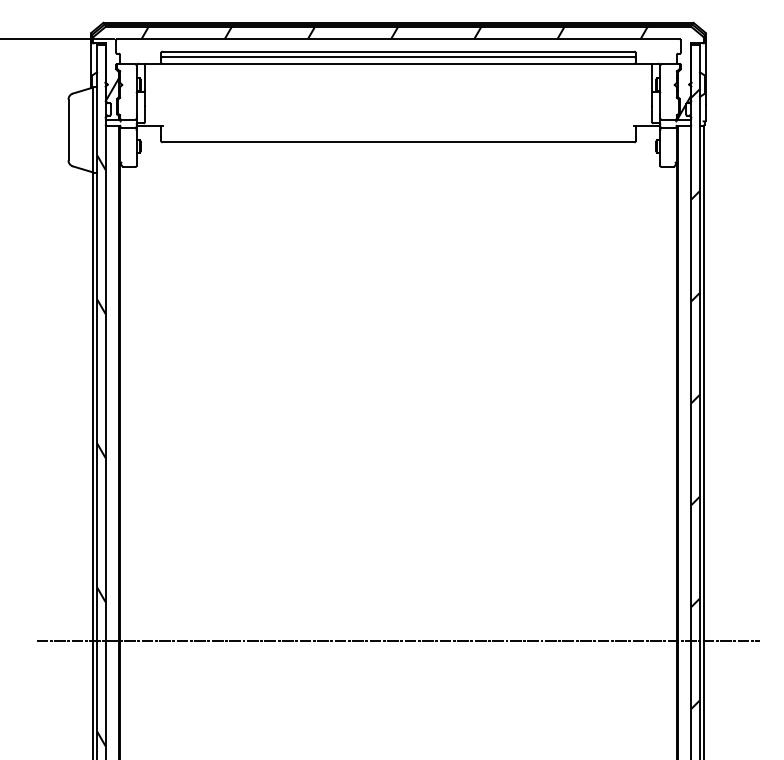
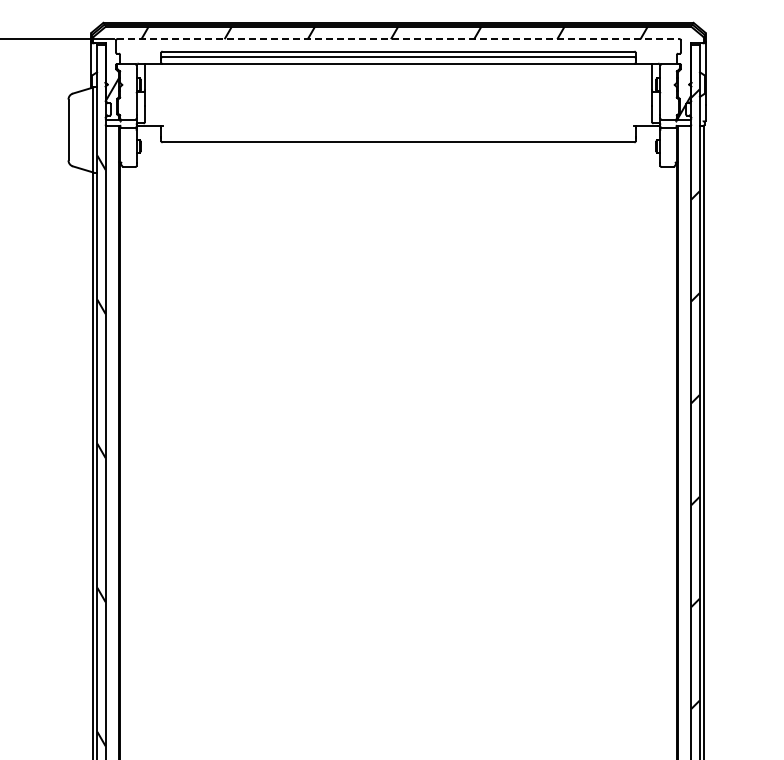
line: solid -> dashed (399, 39)
line: present -> none (398, 641)
